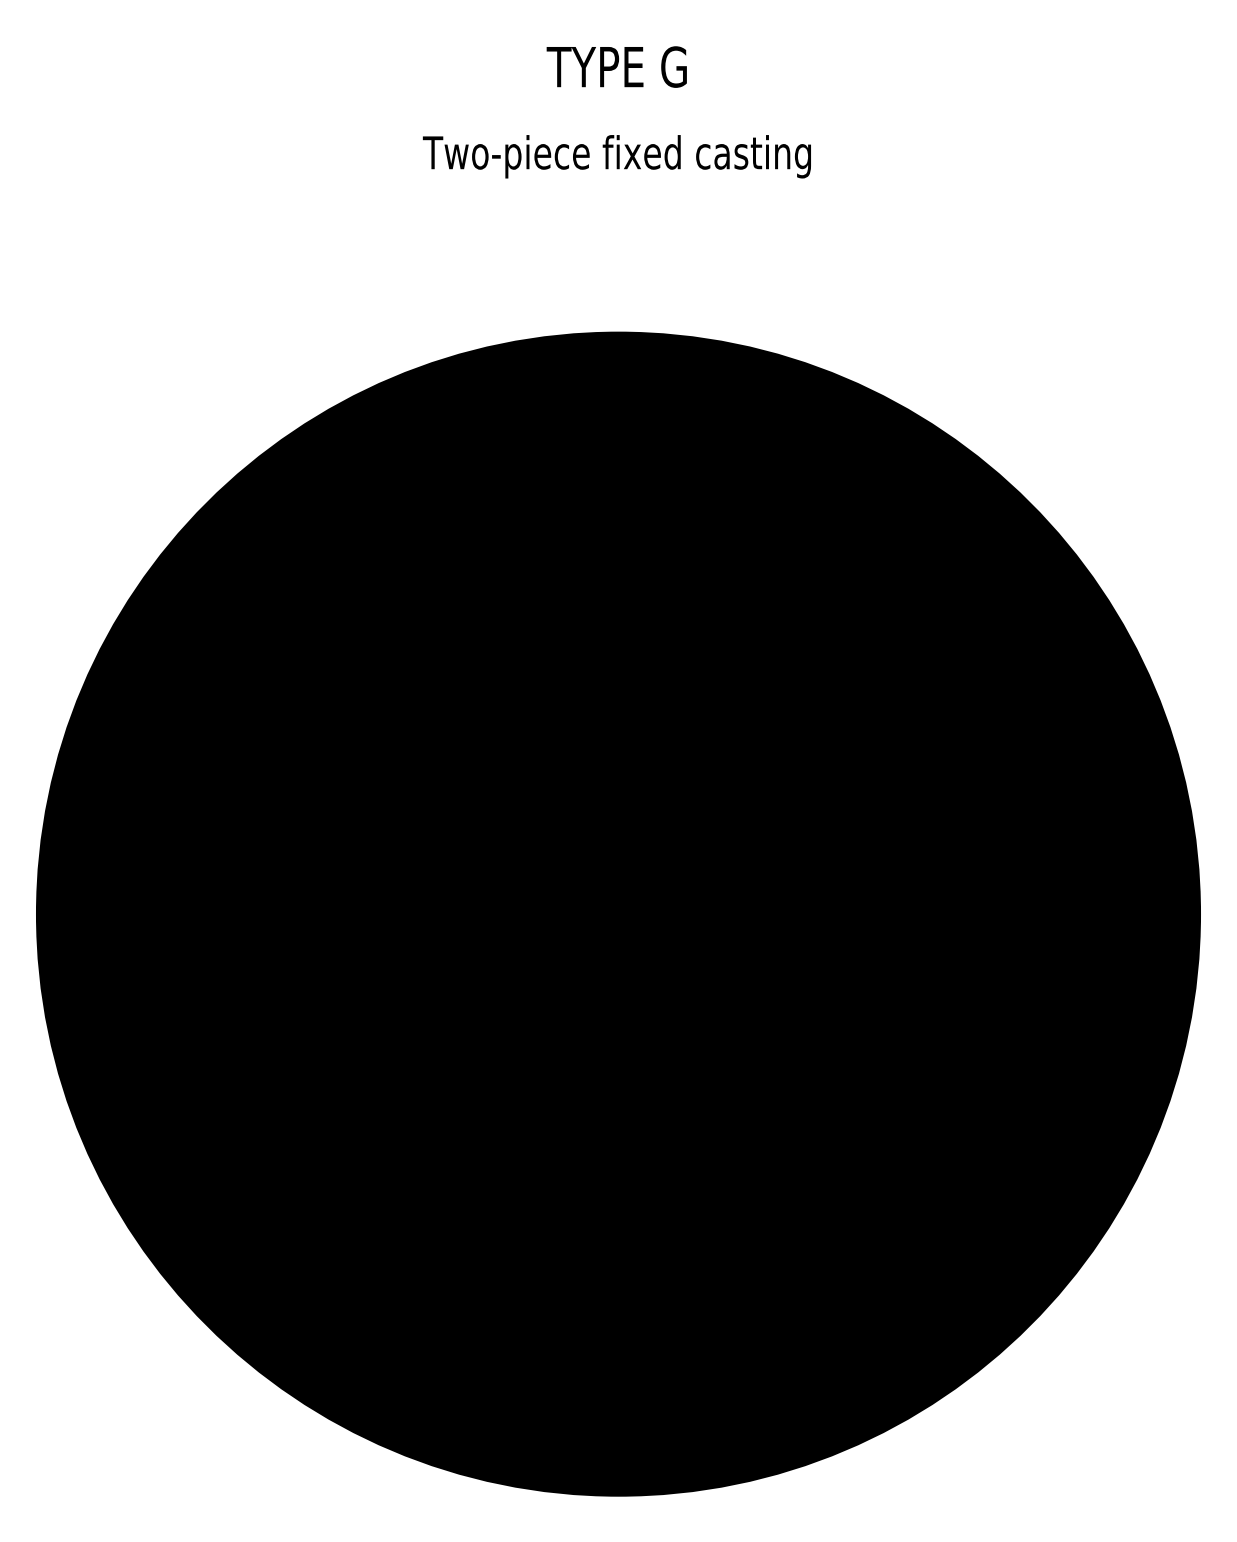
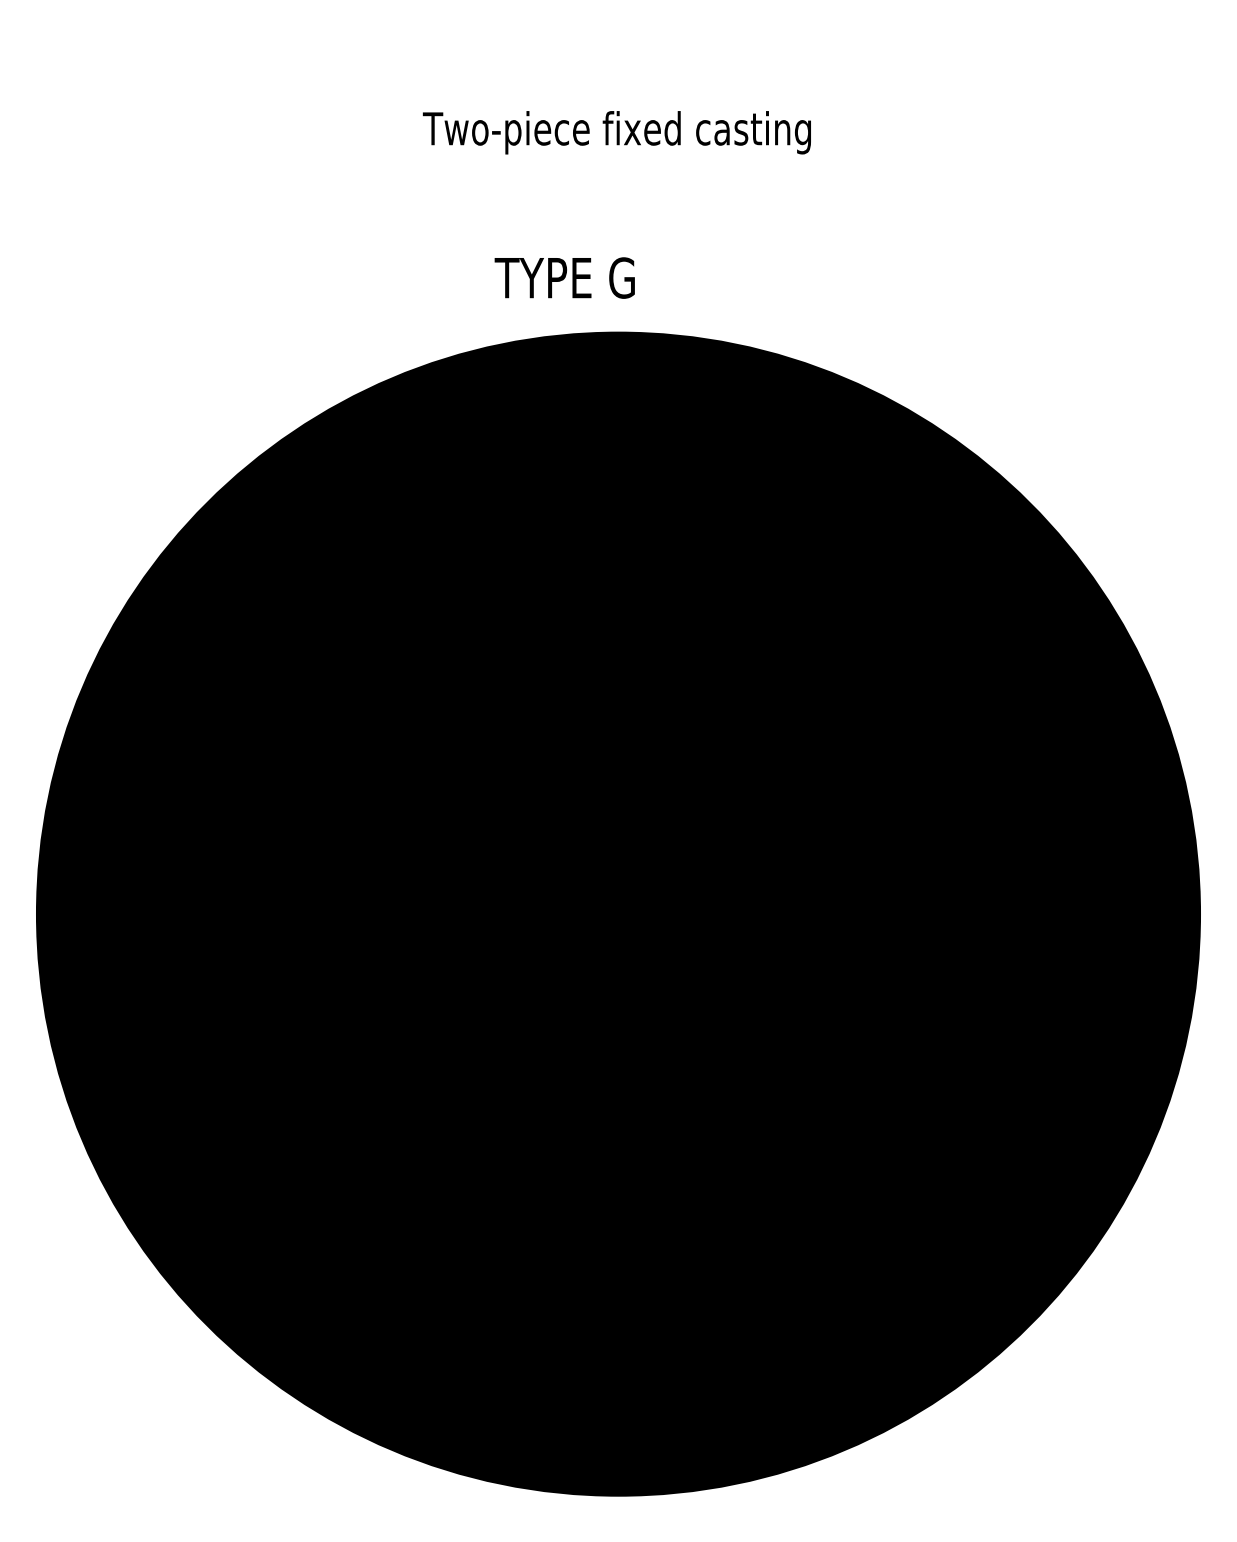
text position: (616, 66) -> (564, 277) (564, 277)
text position: (616, 156) -> (616, 132) (616, 132)
